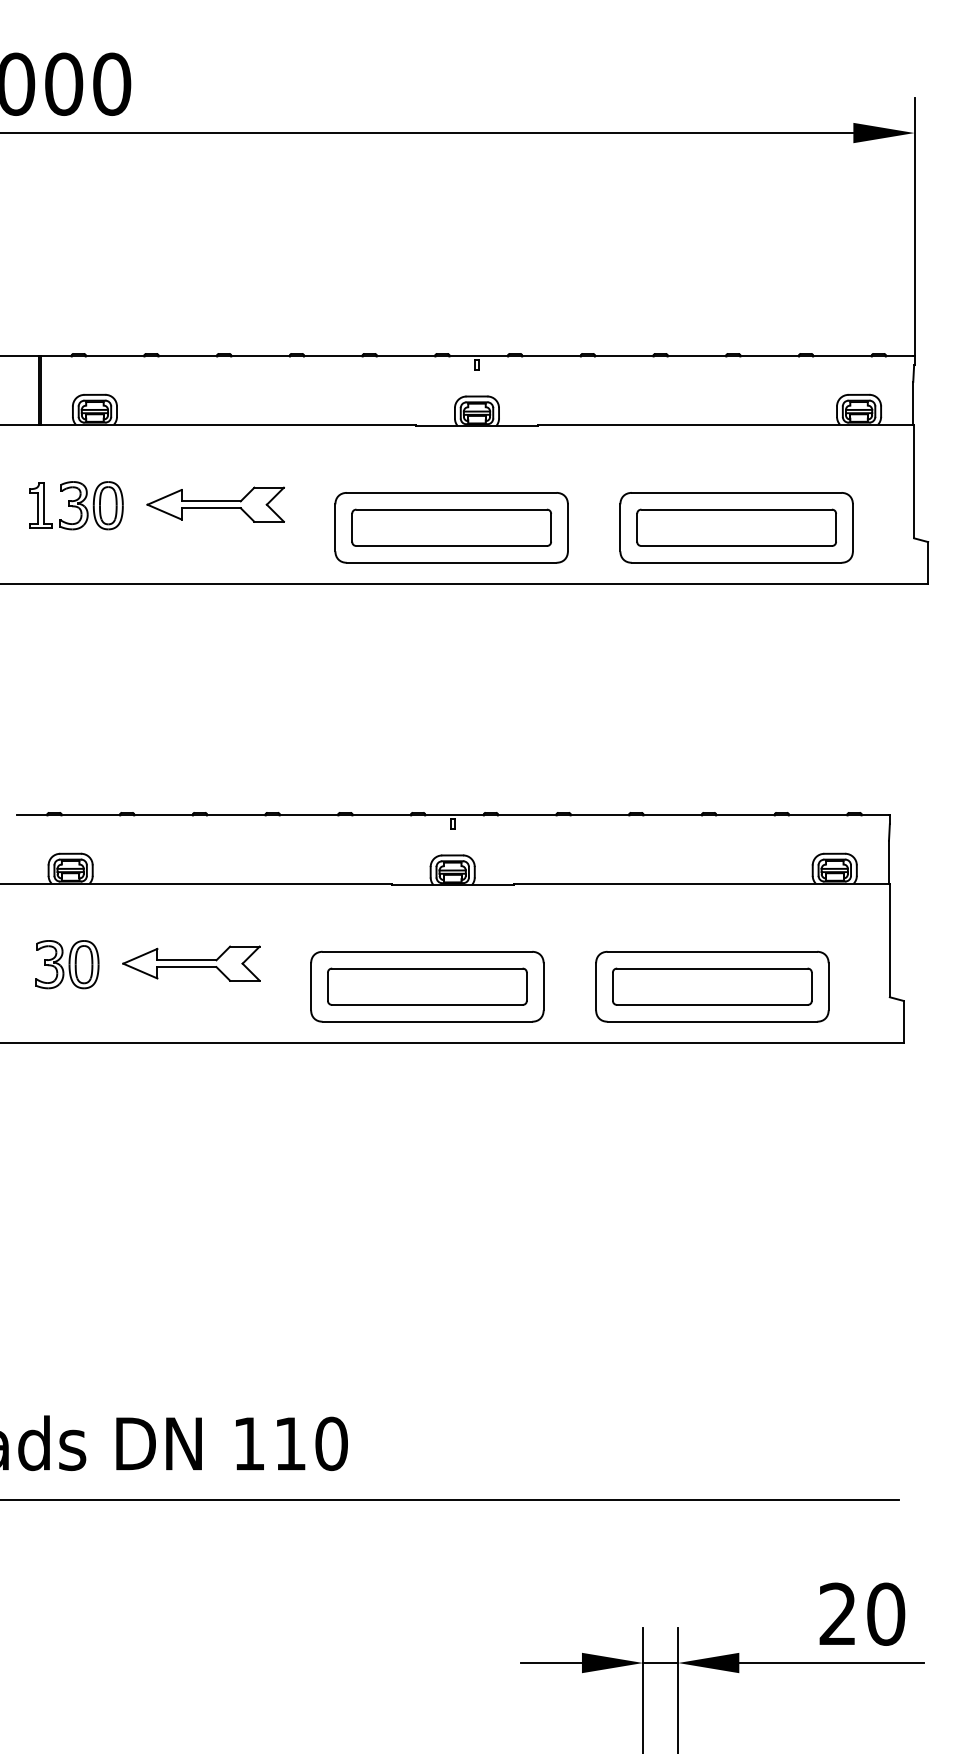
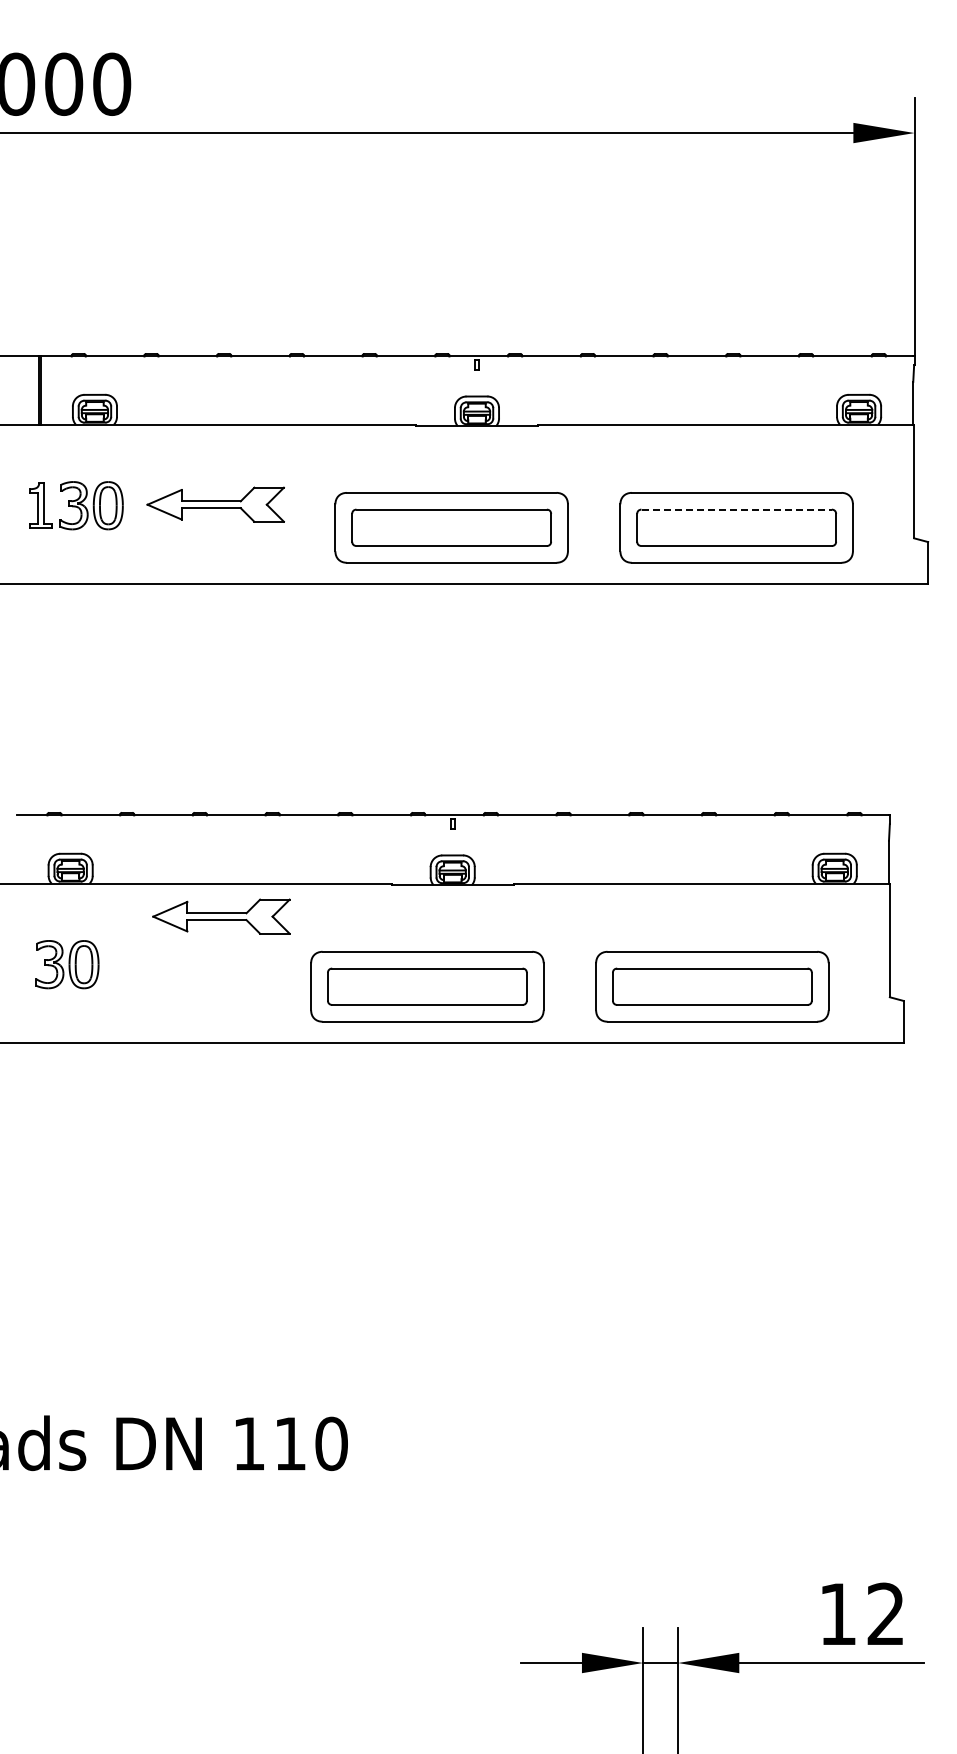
line: solid -> dashed (737, 509)
part position: (191, 963) -> (221, 916) (221, 916)
line: present -> none (450, 1499)
text: 20 -> 12 (862, 1613)
